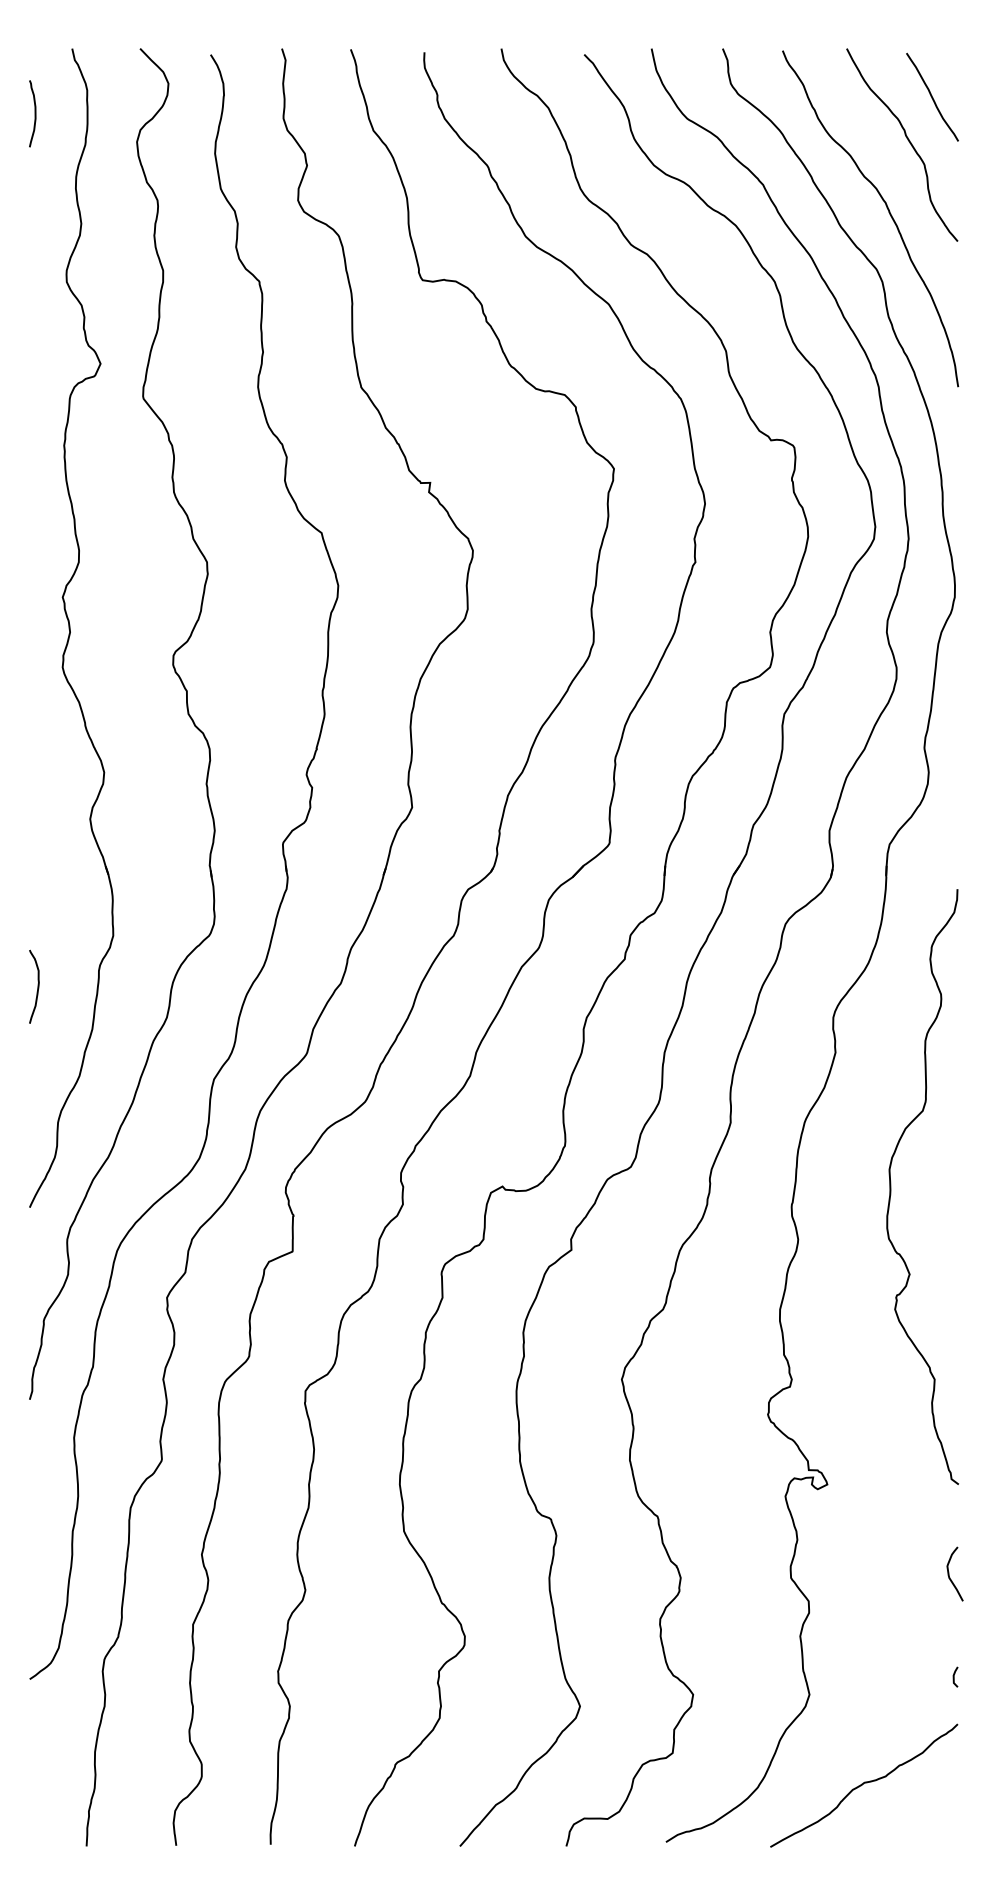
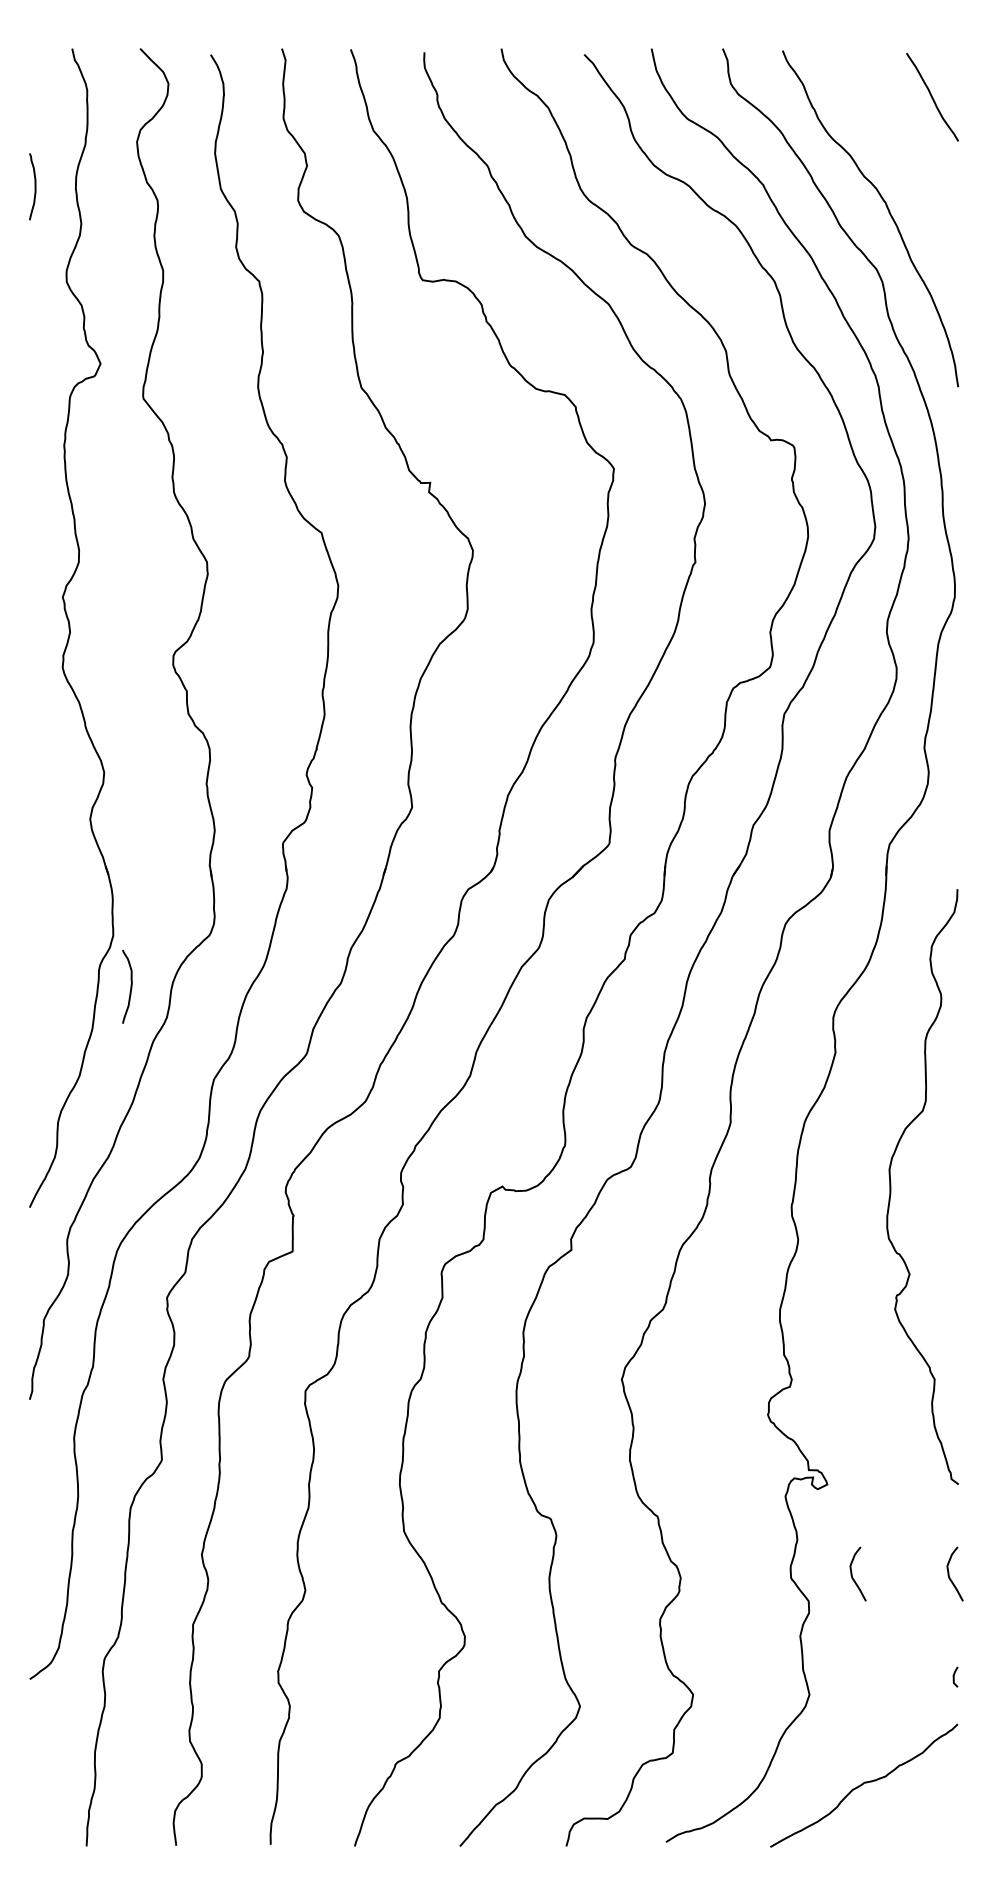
curve position: (34, 113) -> (34, 186) (34, 186)
curve: present -> none (907, 140)
curve position: (37, 986) -> (130, 986) (130, 986)
curve: none -> present (852, 1573)
